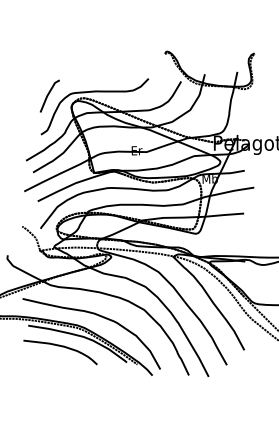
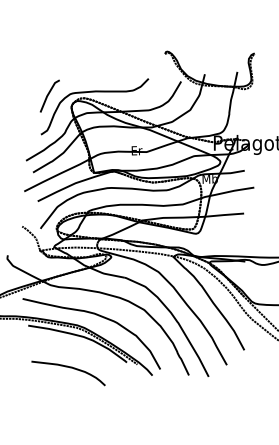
curve position: (62, 347) -> (70, 368) (70, 368)
